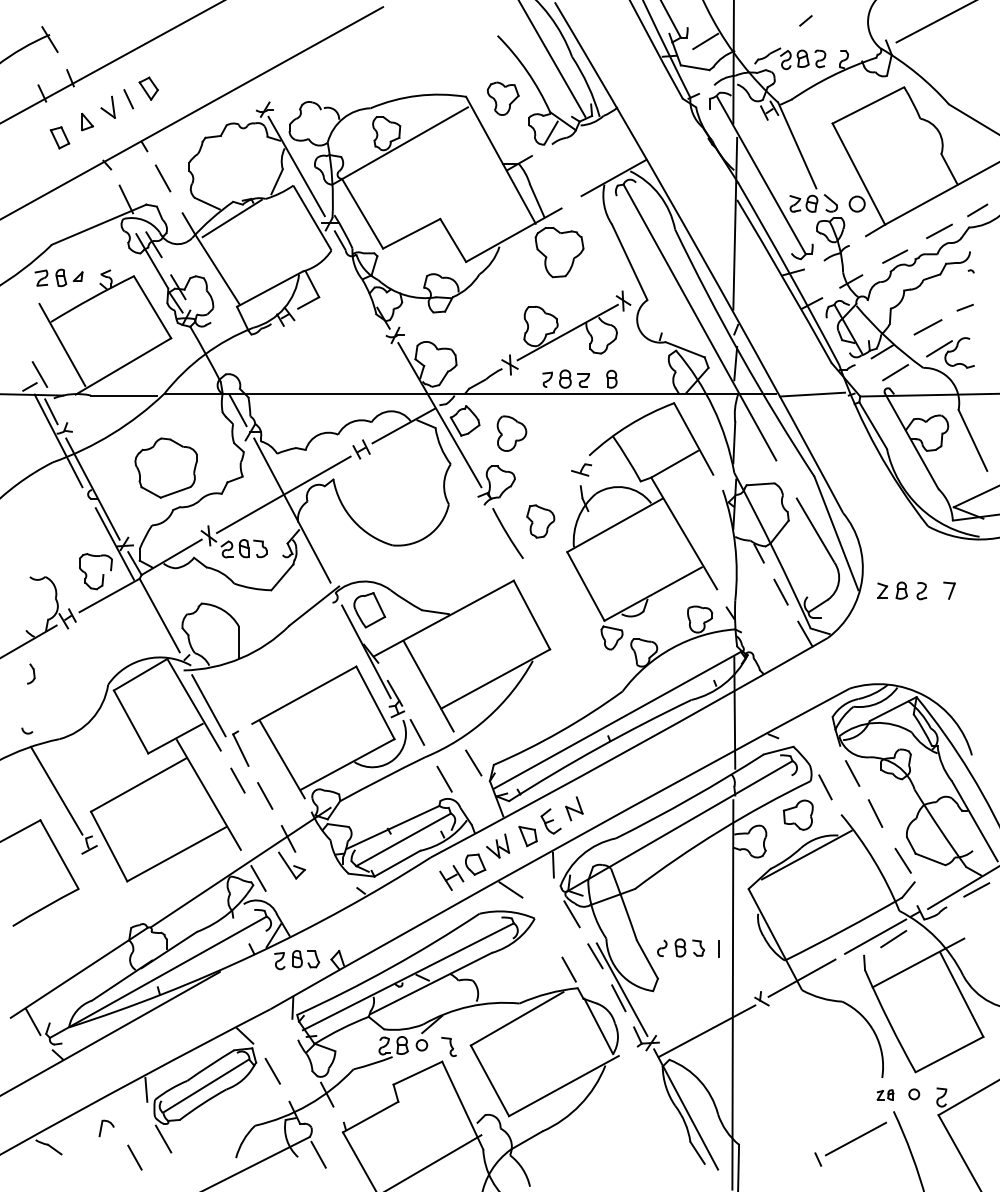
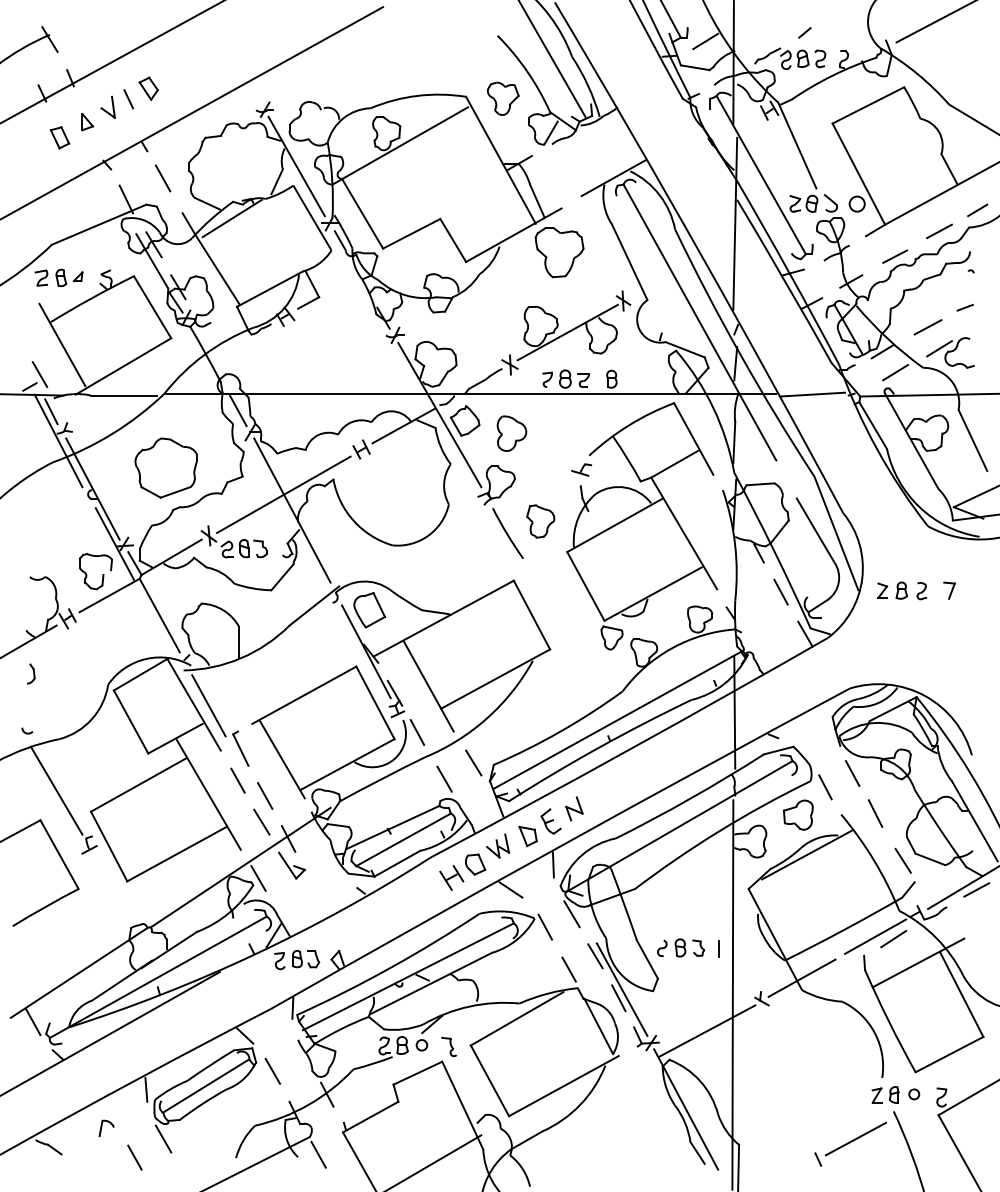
line position: (805, 20) -> (804, 32) (804, 32)
line: none -> present (261, 821)
line: none -> present (545, 926)
part size: 19x12 px -> 29x18 px (885, 1094)
